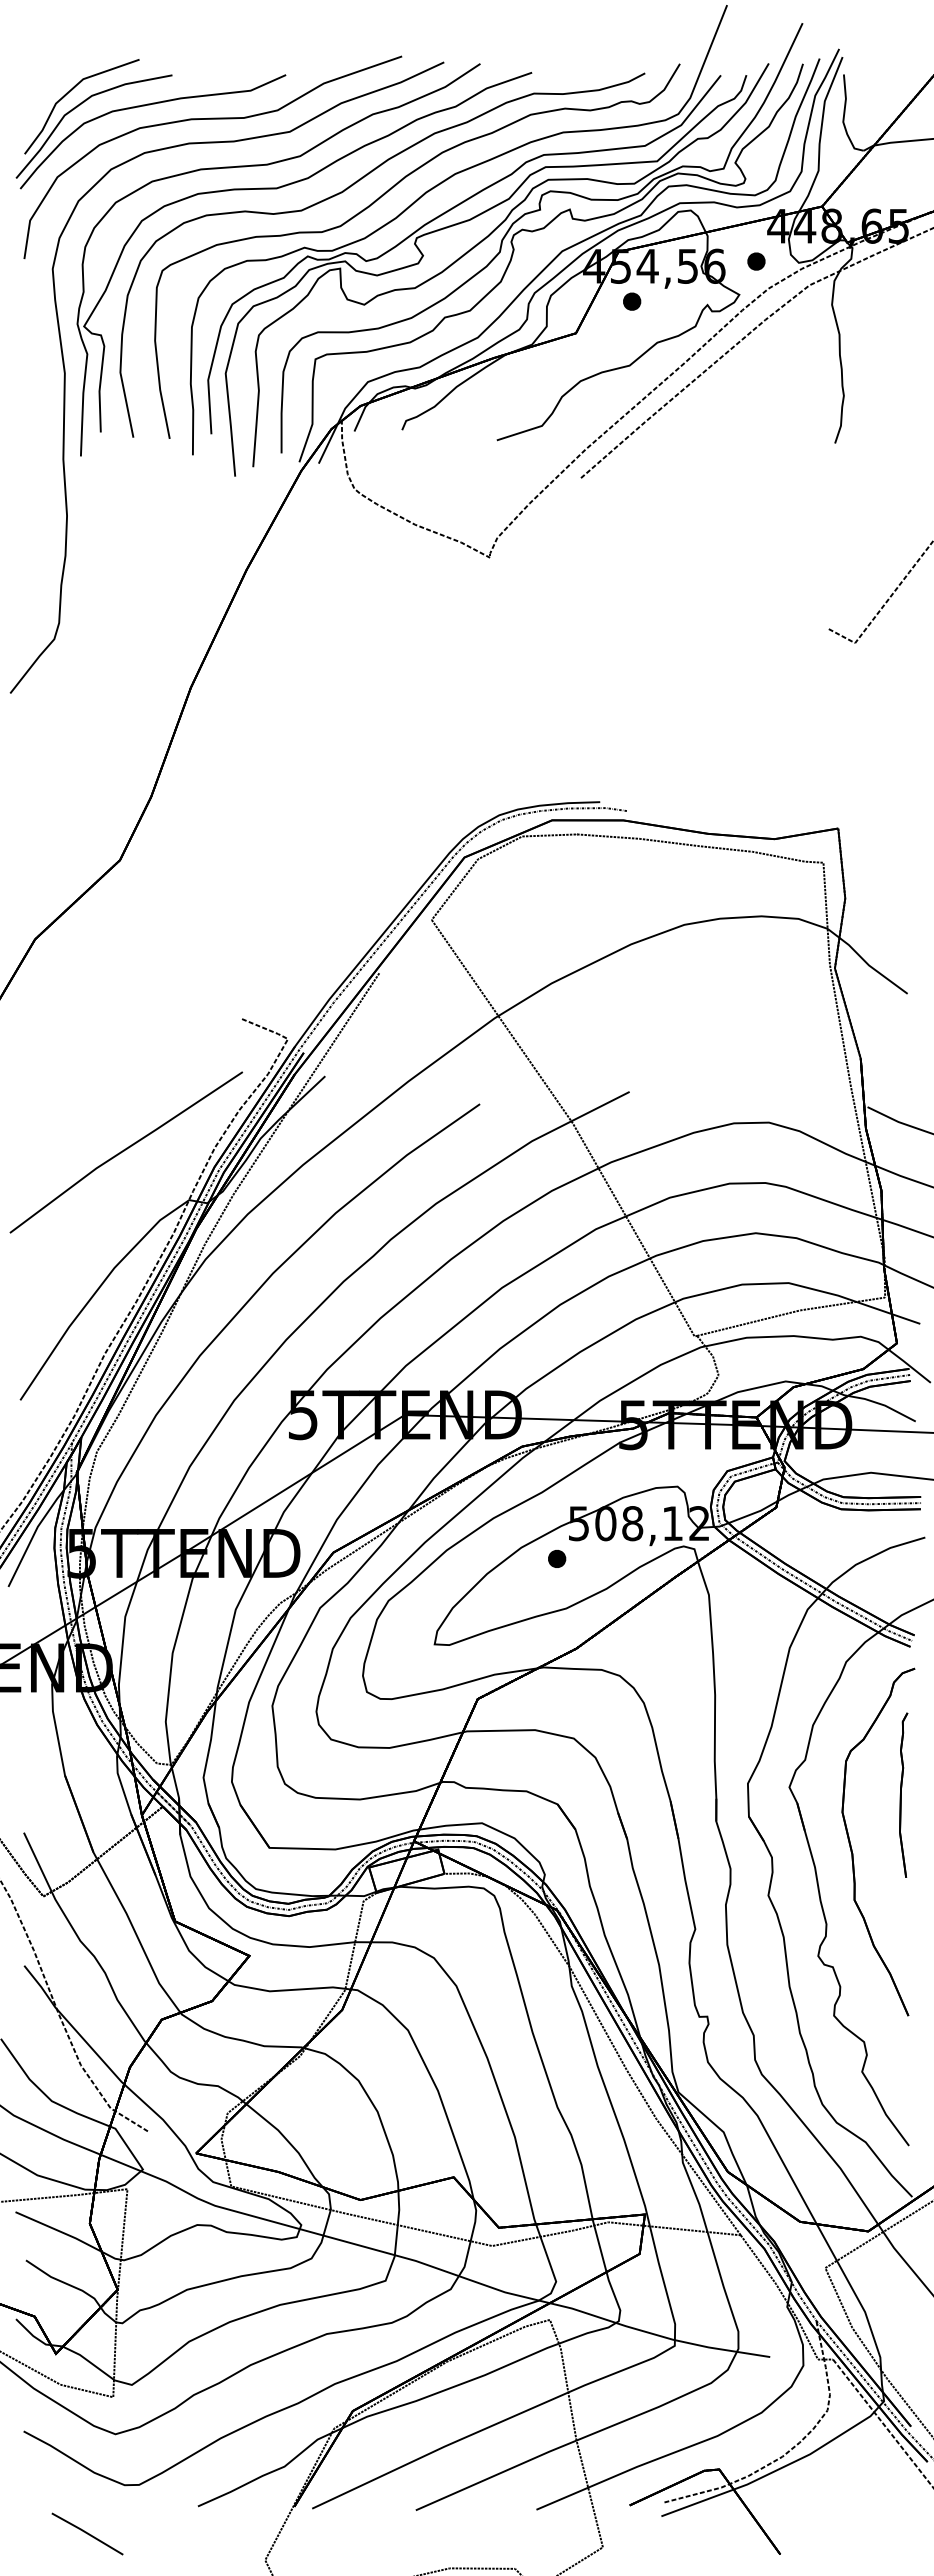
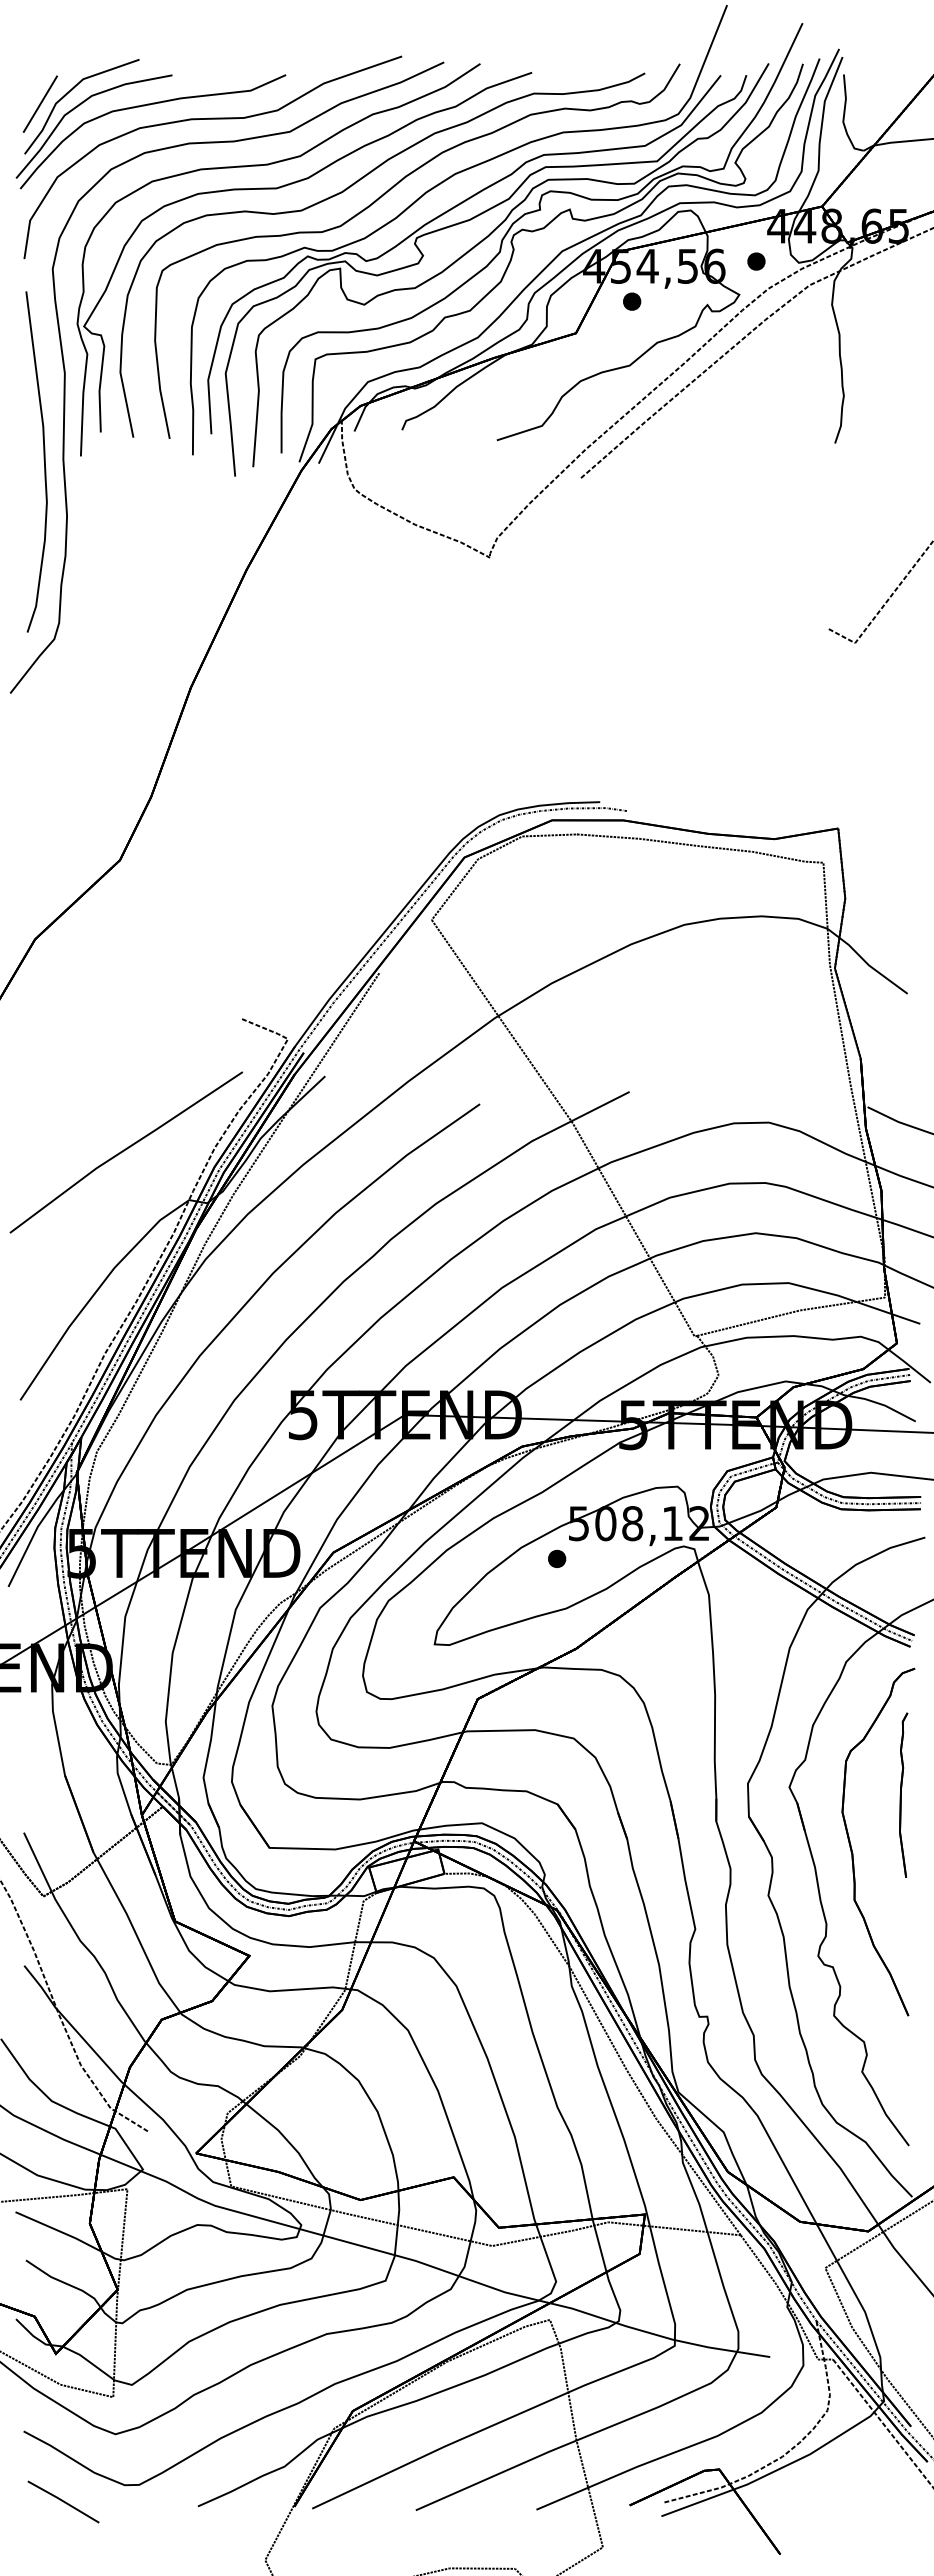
line: none -> present (39, 103)
curve: none -> present (43, 460)
line position: (87, 2533) -> (63, 2501) (63, 2501)
